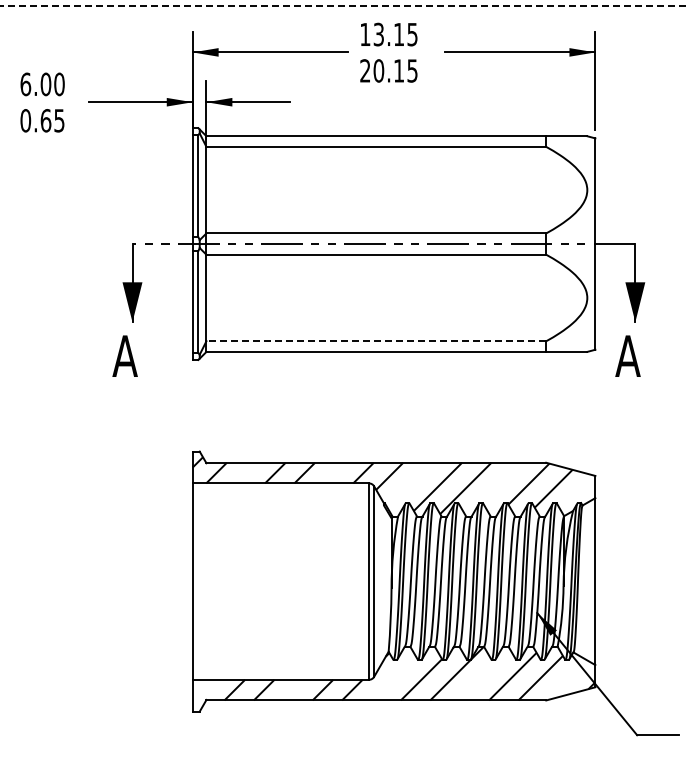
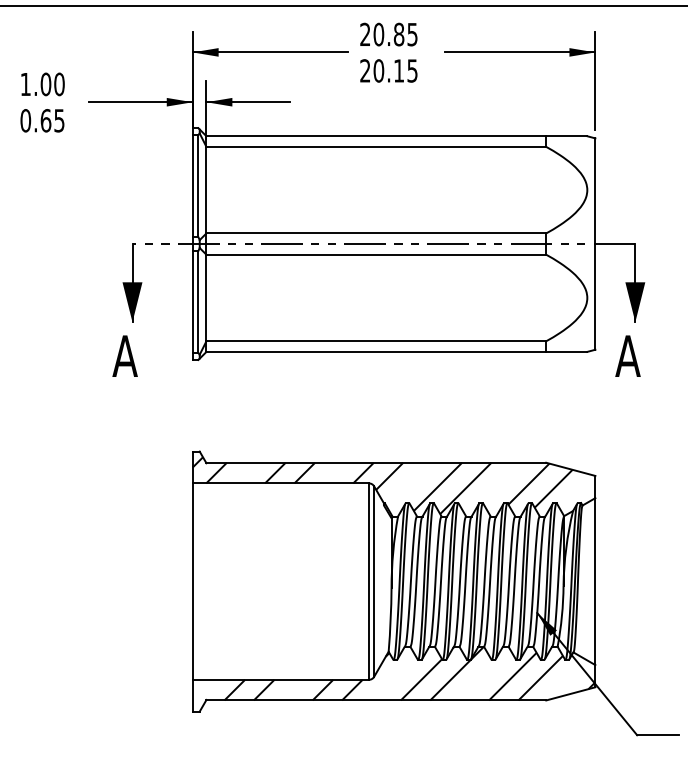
line: dashed -> solid (344, 5)
text: 13.15 -> 20.85 (382, 34)
text: 6.00 -> 1.00 (25, 84)
line: dashed -> solid (376, 341)
